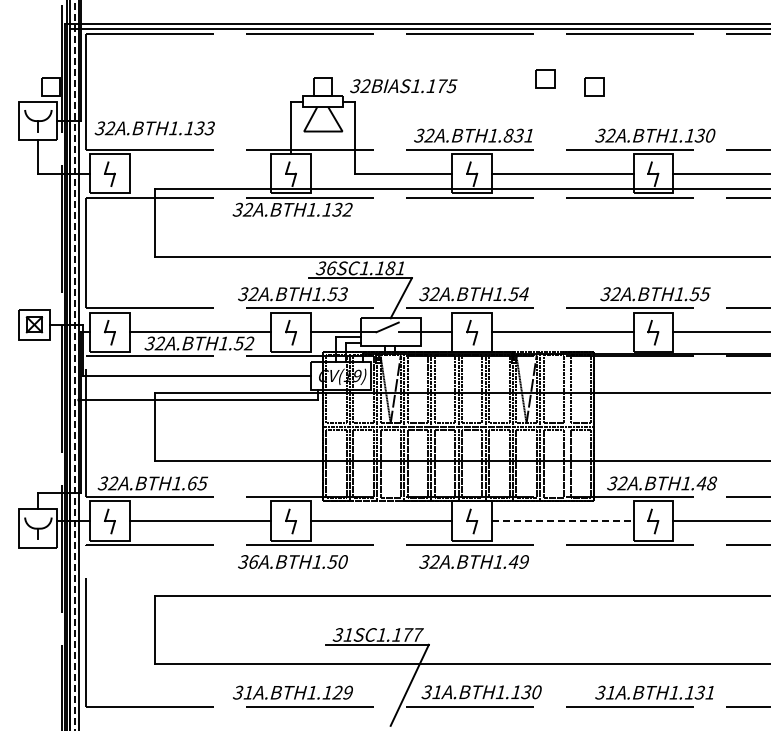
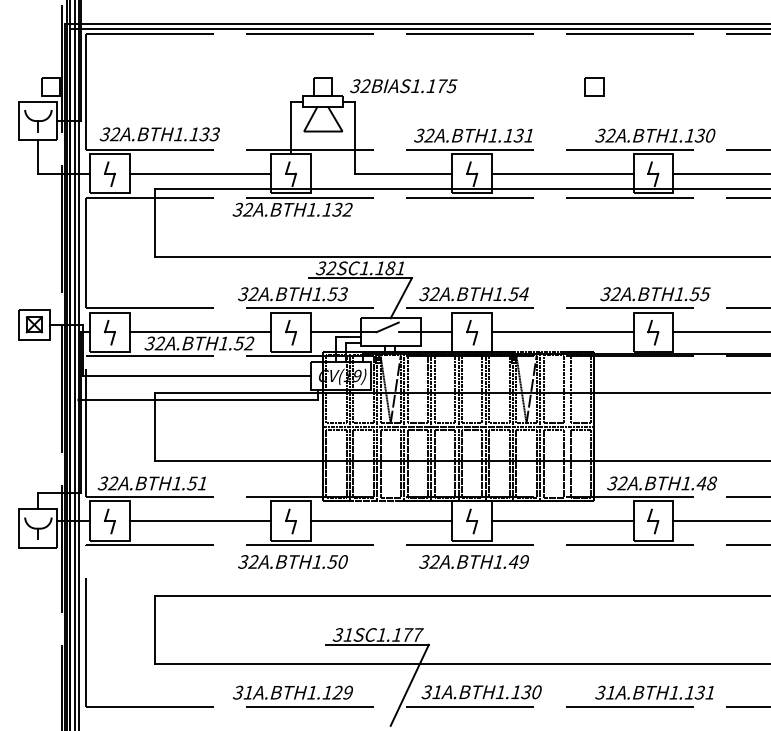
part: present -> none (545, 78)
text position: (154, 128) -> (159, 134) (159, 134)
text: 1.831 -> 1.131 (508, 135)
line: none -> present (200, 173)
text: 36SC1.181 -> 32SC1.181 (331, 268)
line: dashed -> solid (74, 365)
text: 1.65 -> 1.51 (196, 483)
line: dashed -> solid (562, 521)
text: 36 -> 32 (253, 561)
